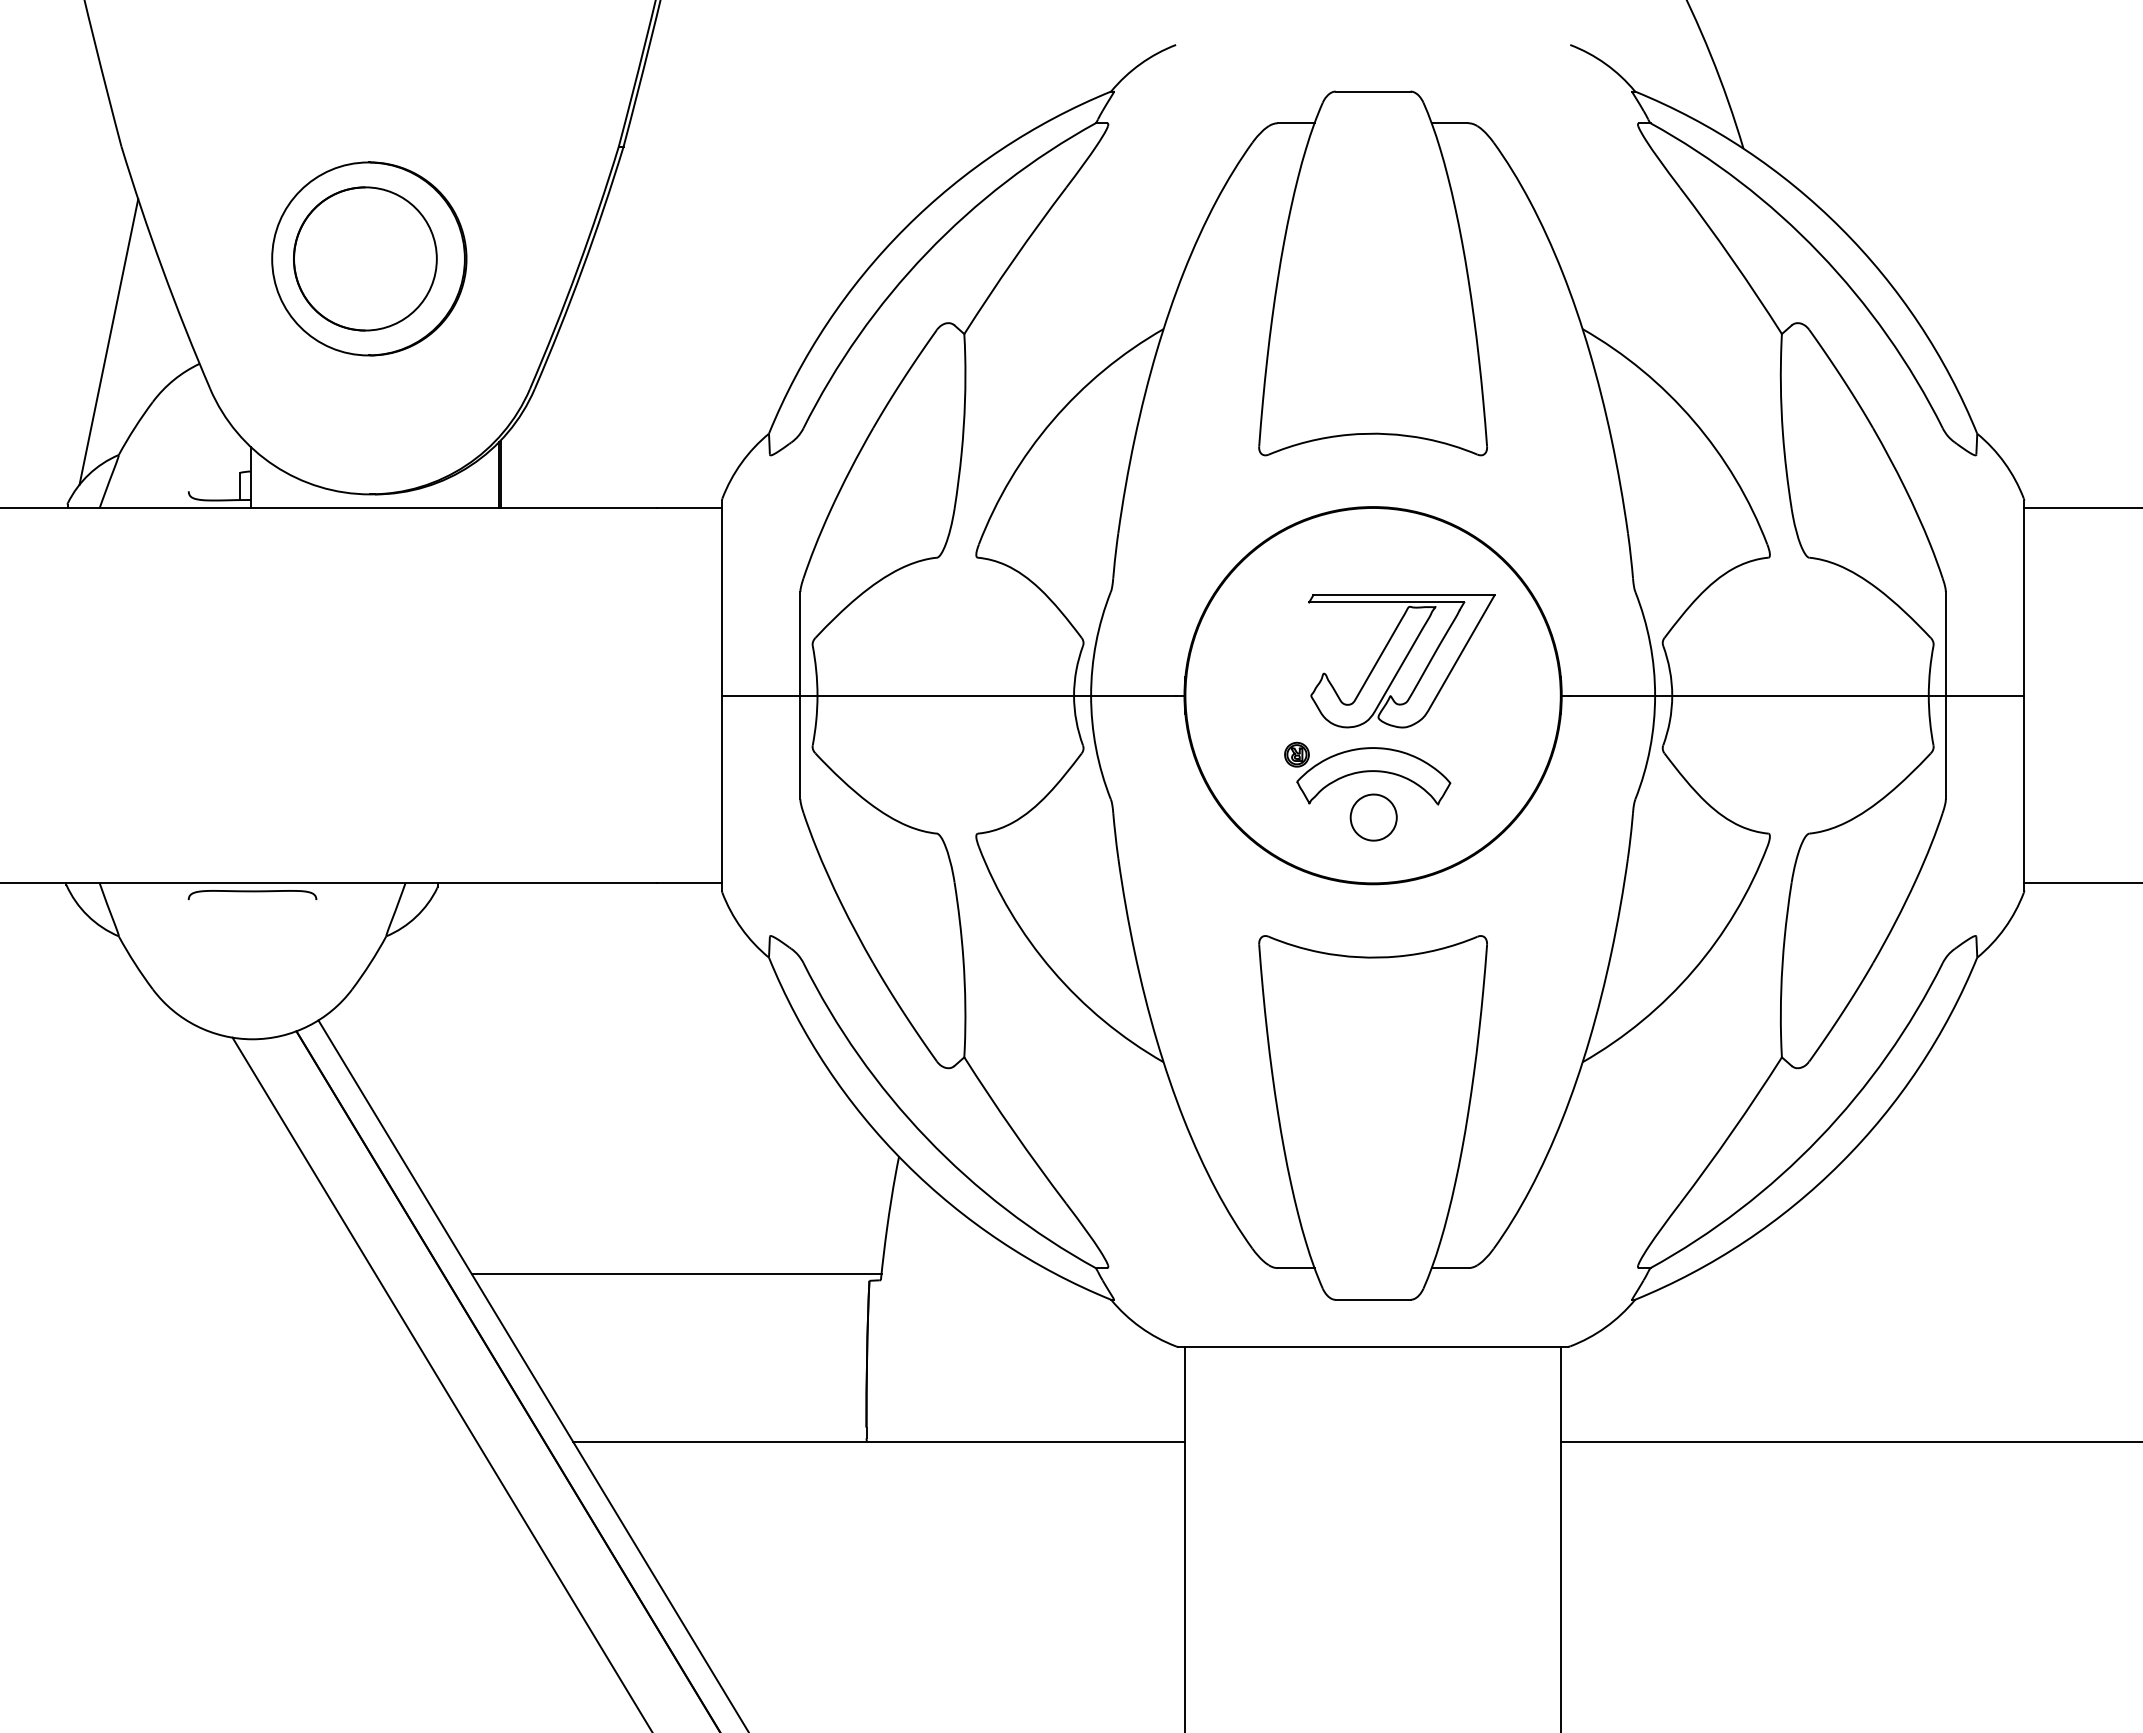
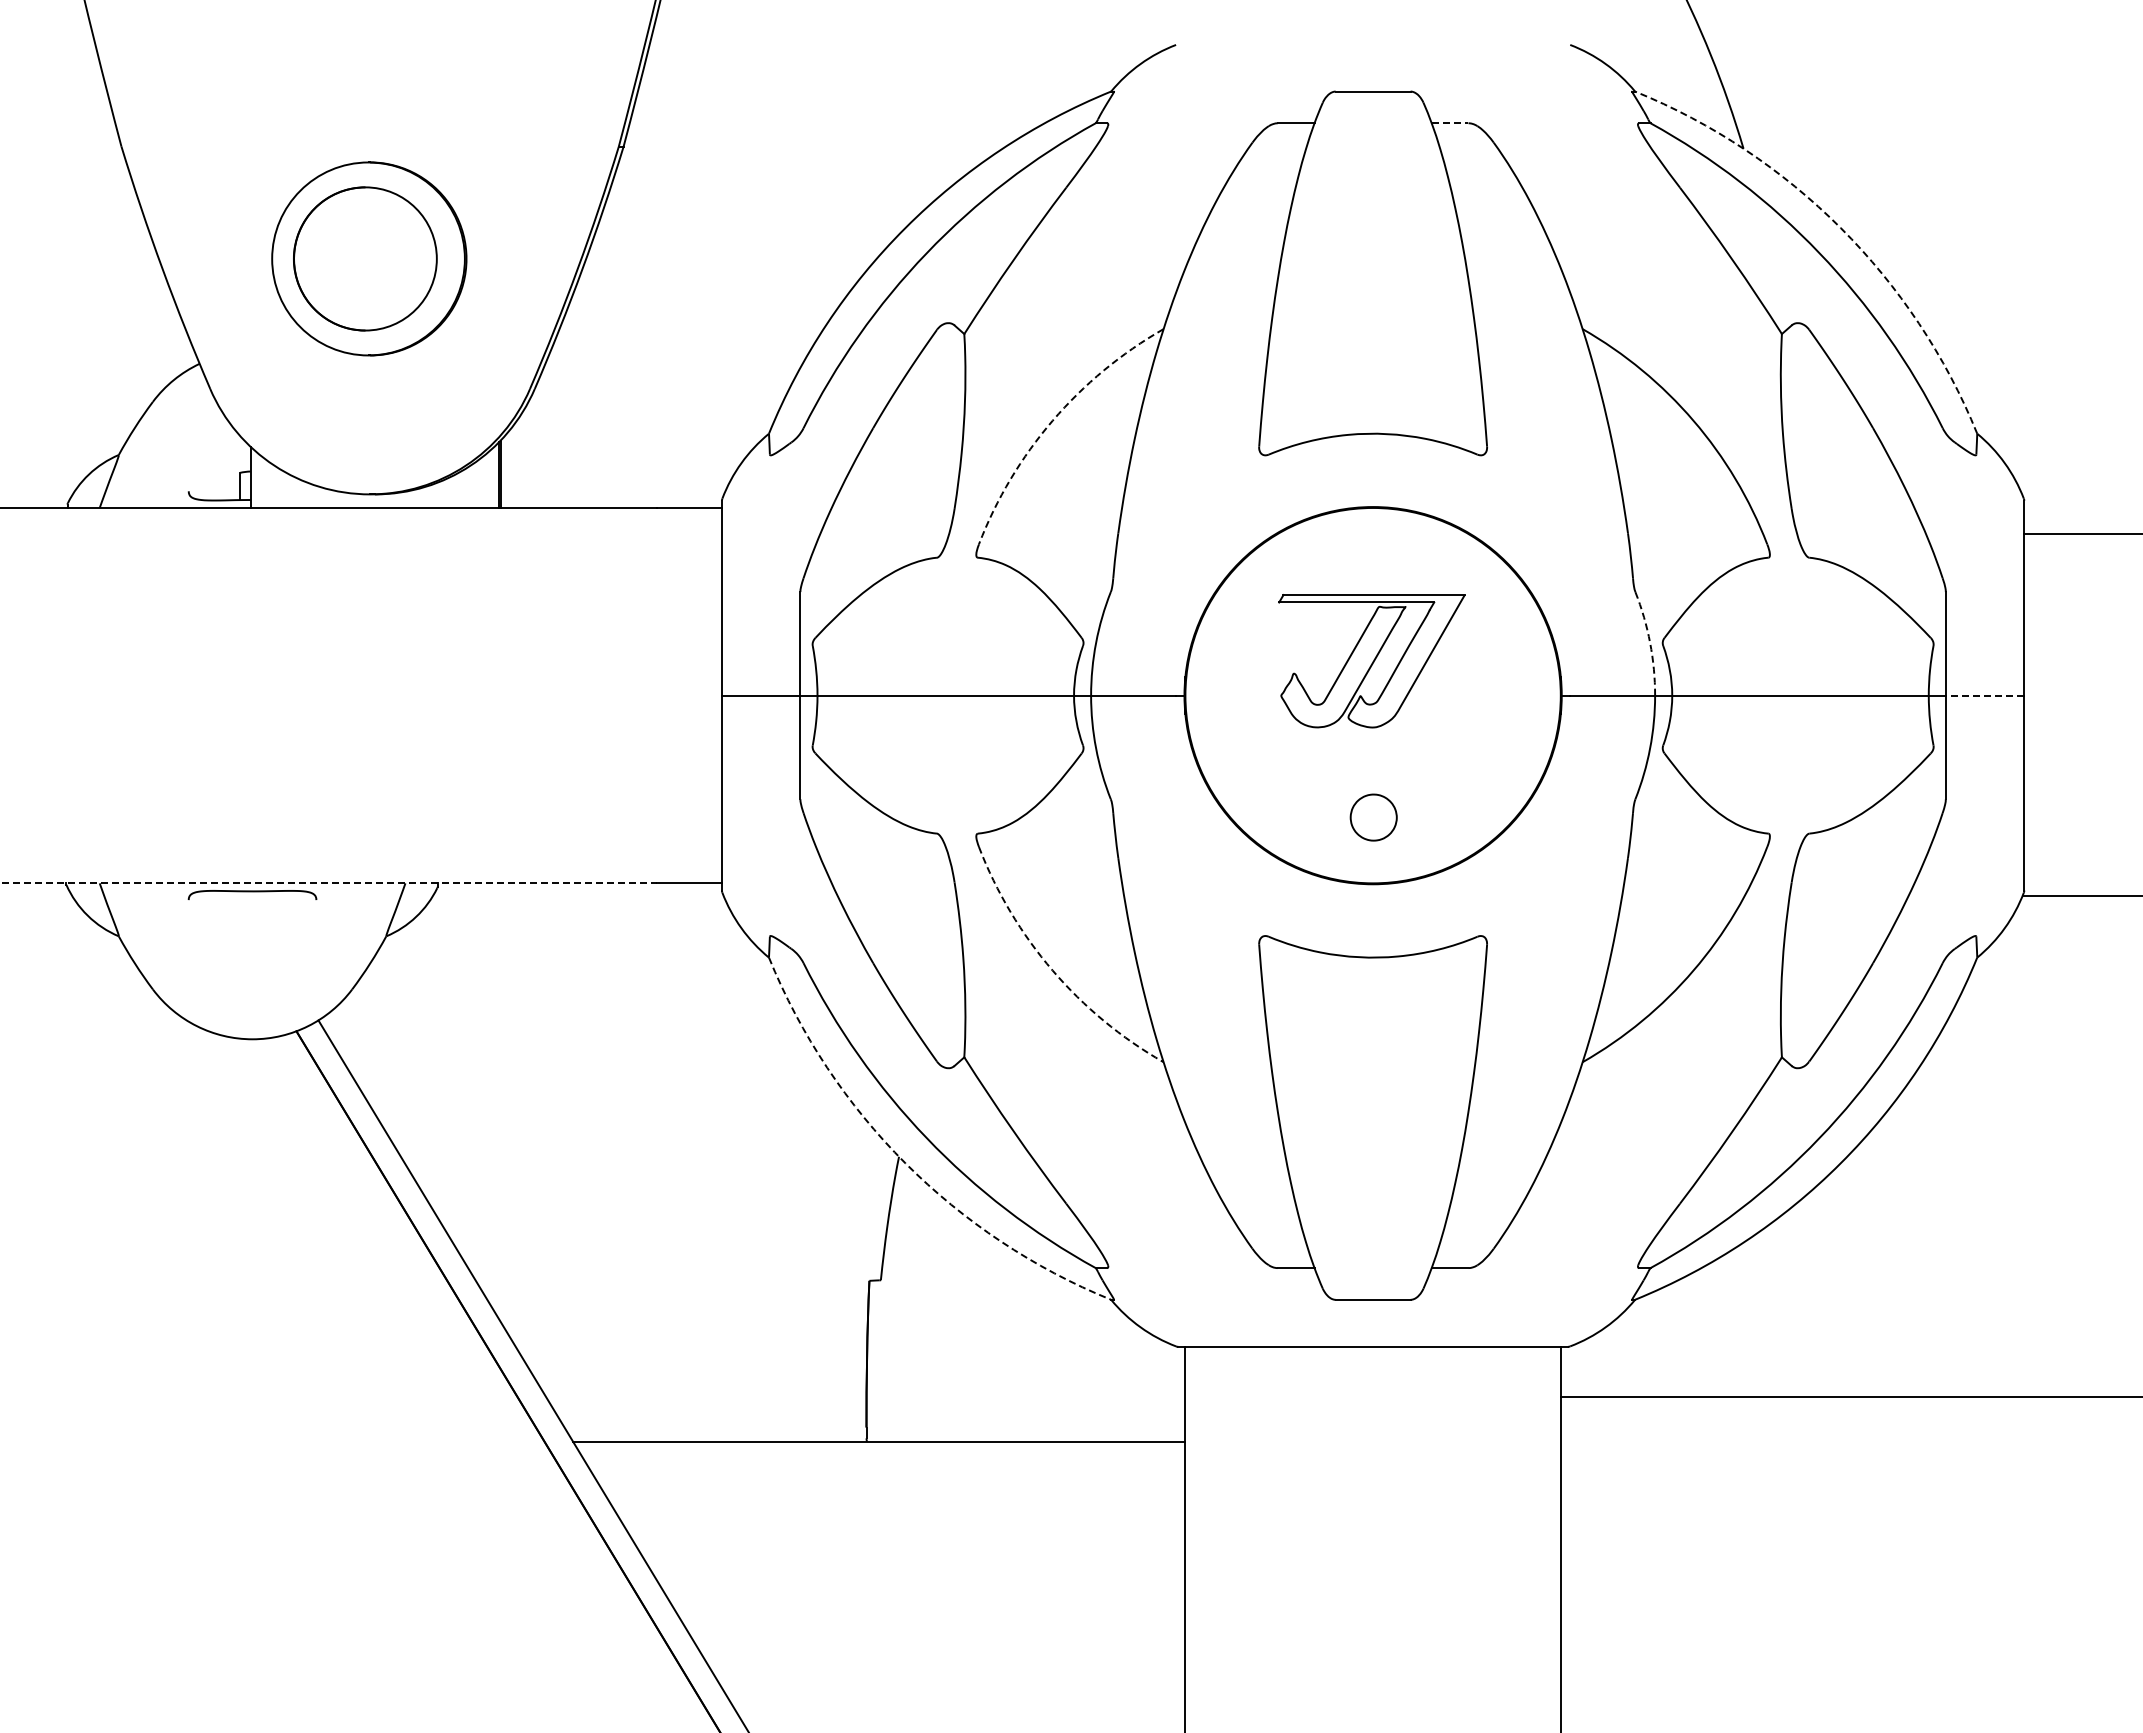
line: solid -> dashed (1450, 123)
arc: solid -> dashed (1840, 228)
line: present -> none (108, 341)
arc: solid -> dashed (1052, 420)
line position: (2081, 507) -> (2081, 533) (2081, 533)
arc: solid -> dashed (1650, 642)
part position: (1401, 661) -> (1371, 661) (1371, 661)
line: solid -> dashed (1984, 695)
part: present -> none (1367, 773)
line: solid -> dashed (329, 883)
line position: (2081, 883) -> (2081, 896) (2081, 896)
arc: solid -> dashed (1052, 970)
arc: solid -> dashed (905, 1163)
line: present -> none (676, 1273)
line: present -> none (441, 1383)
line position: (1849, 1441) -> (1849, 1396) (1849, 1396)
